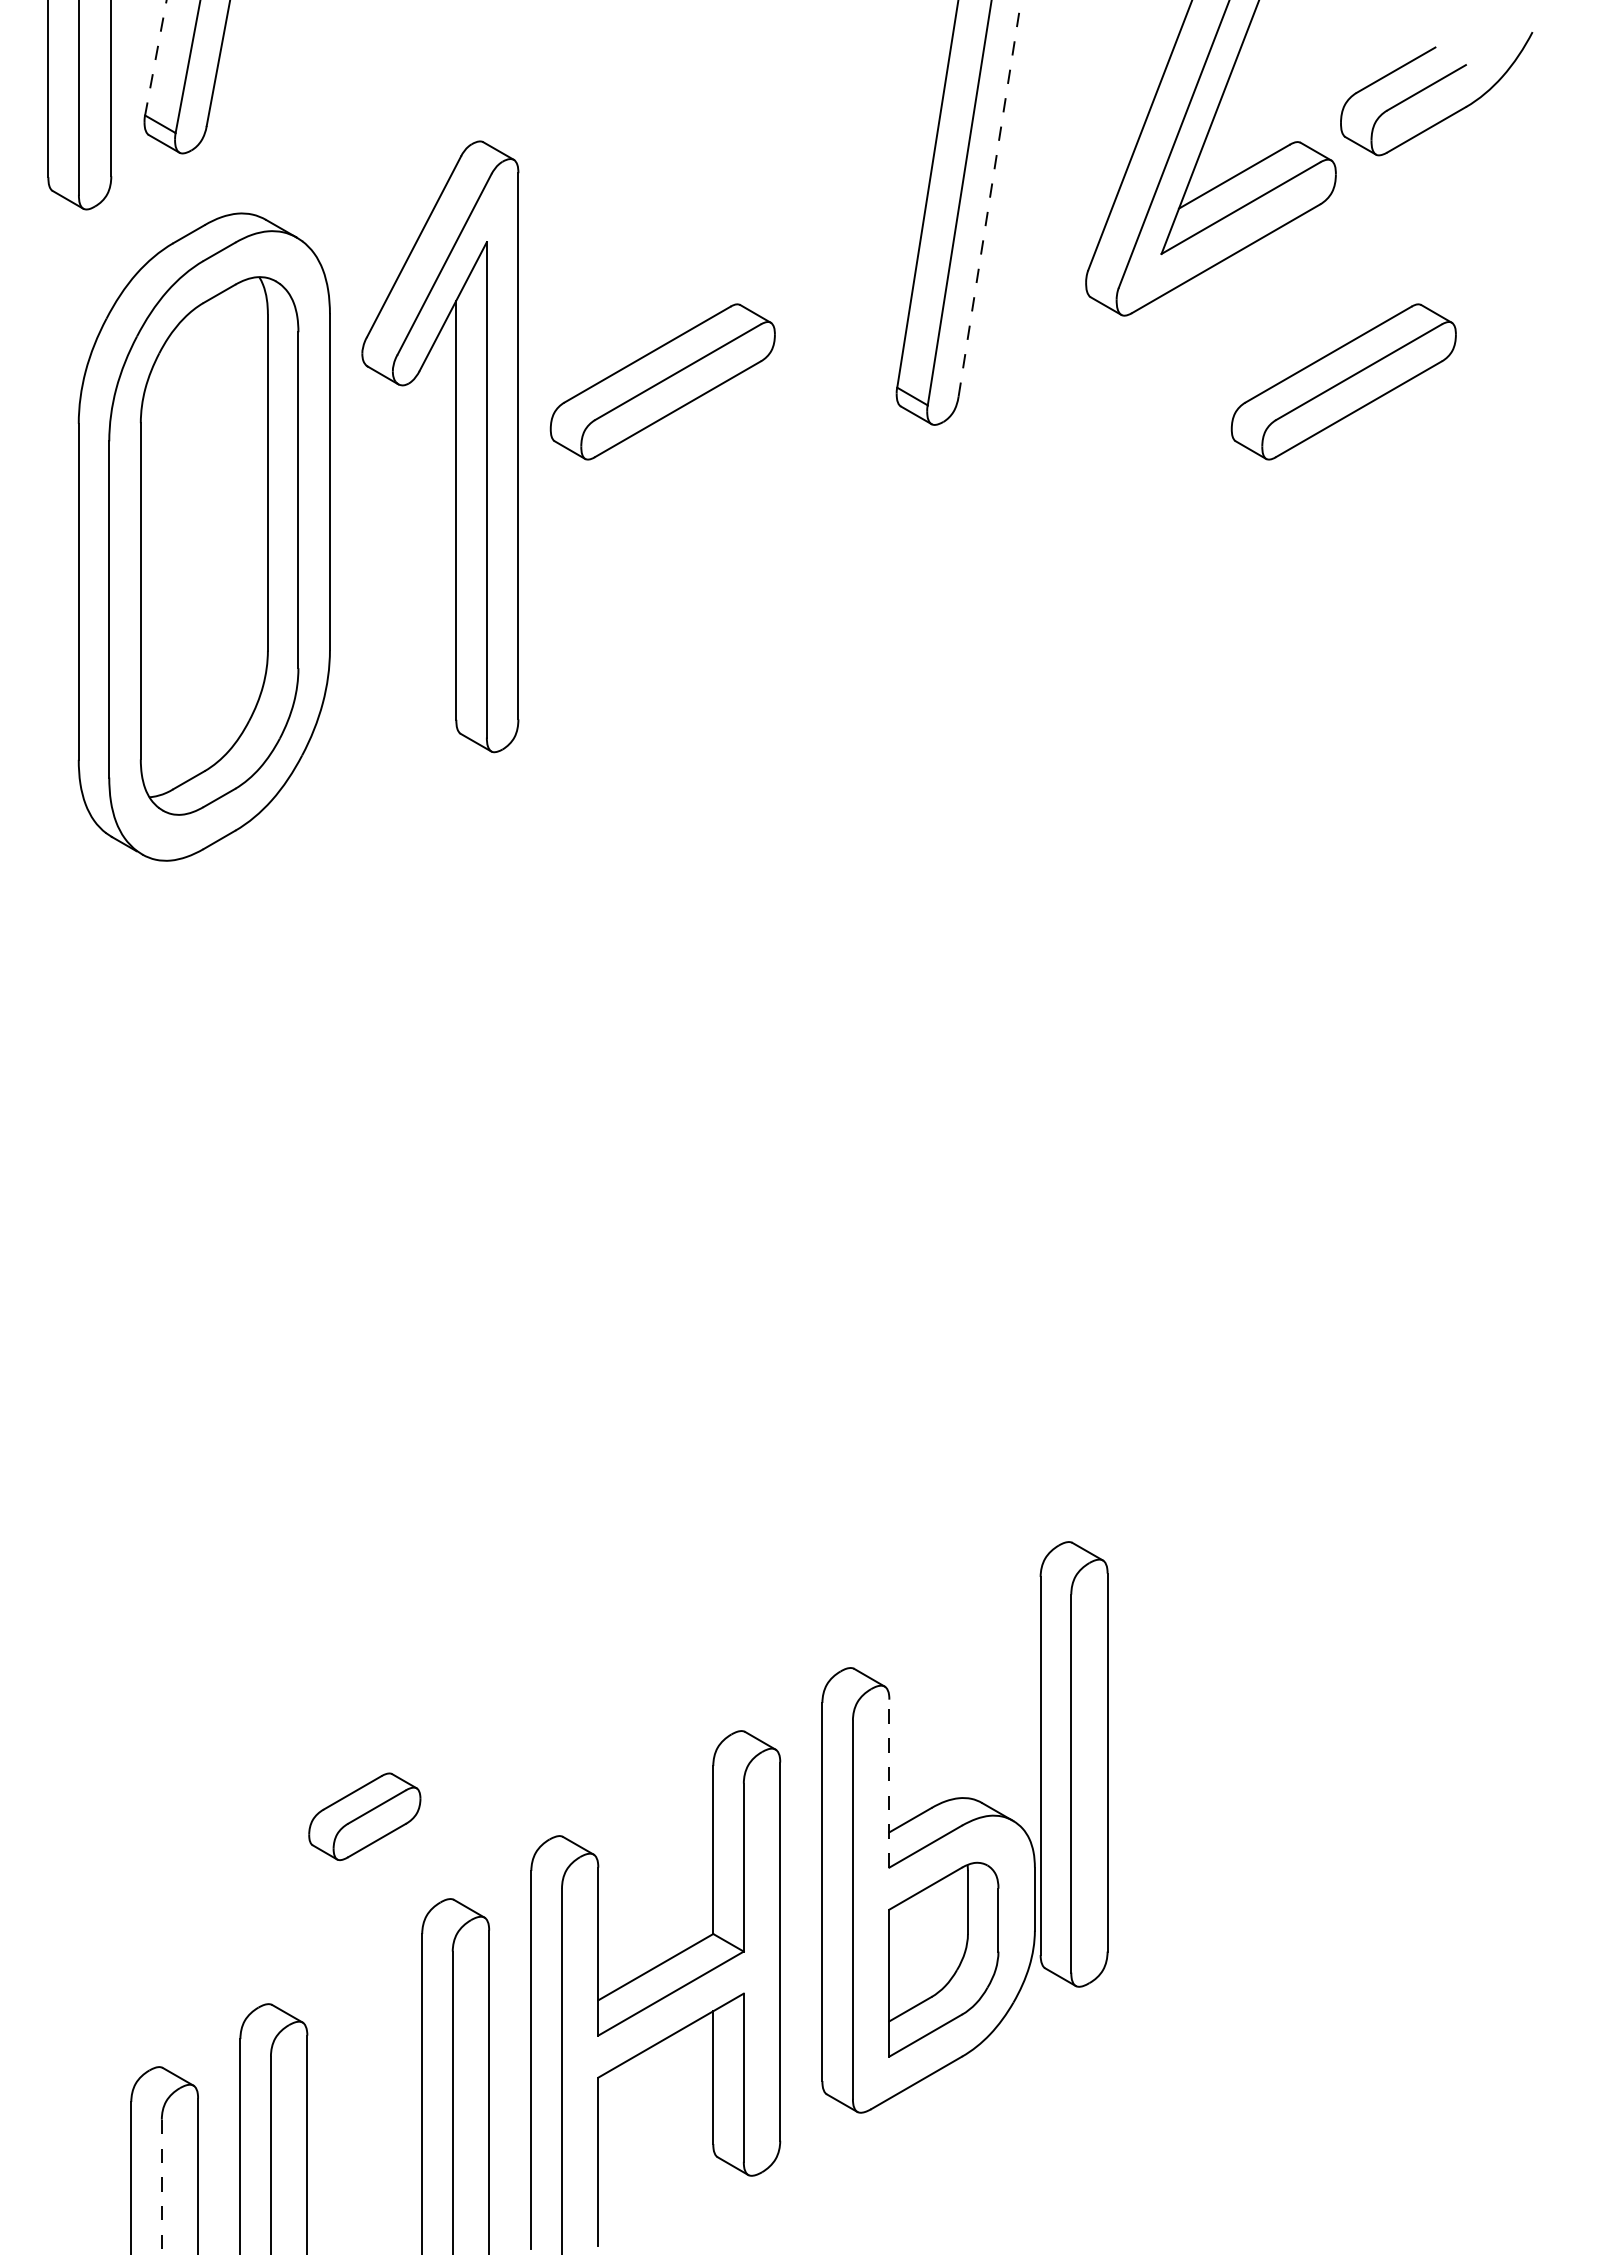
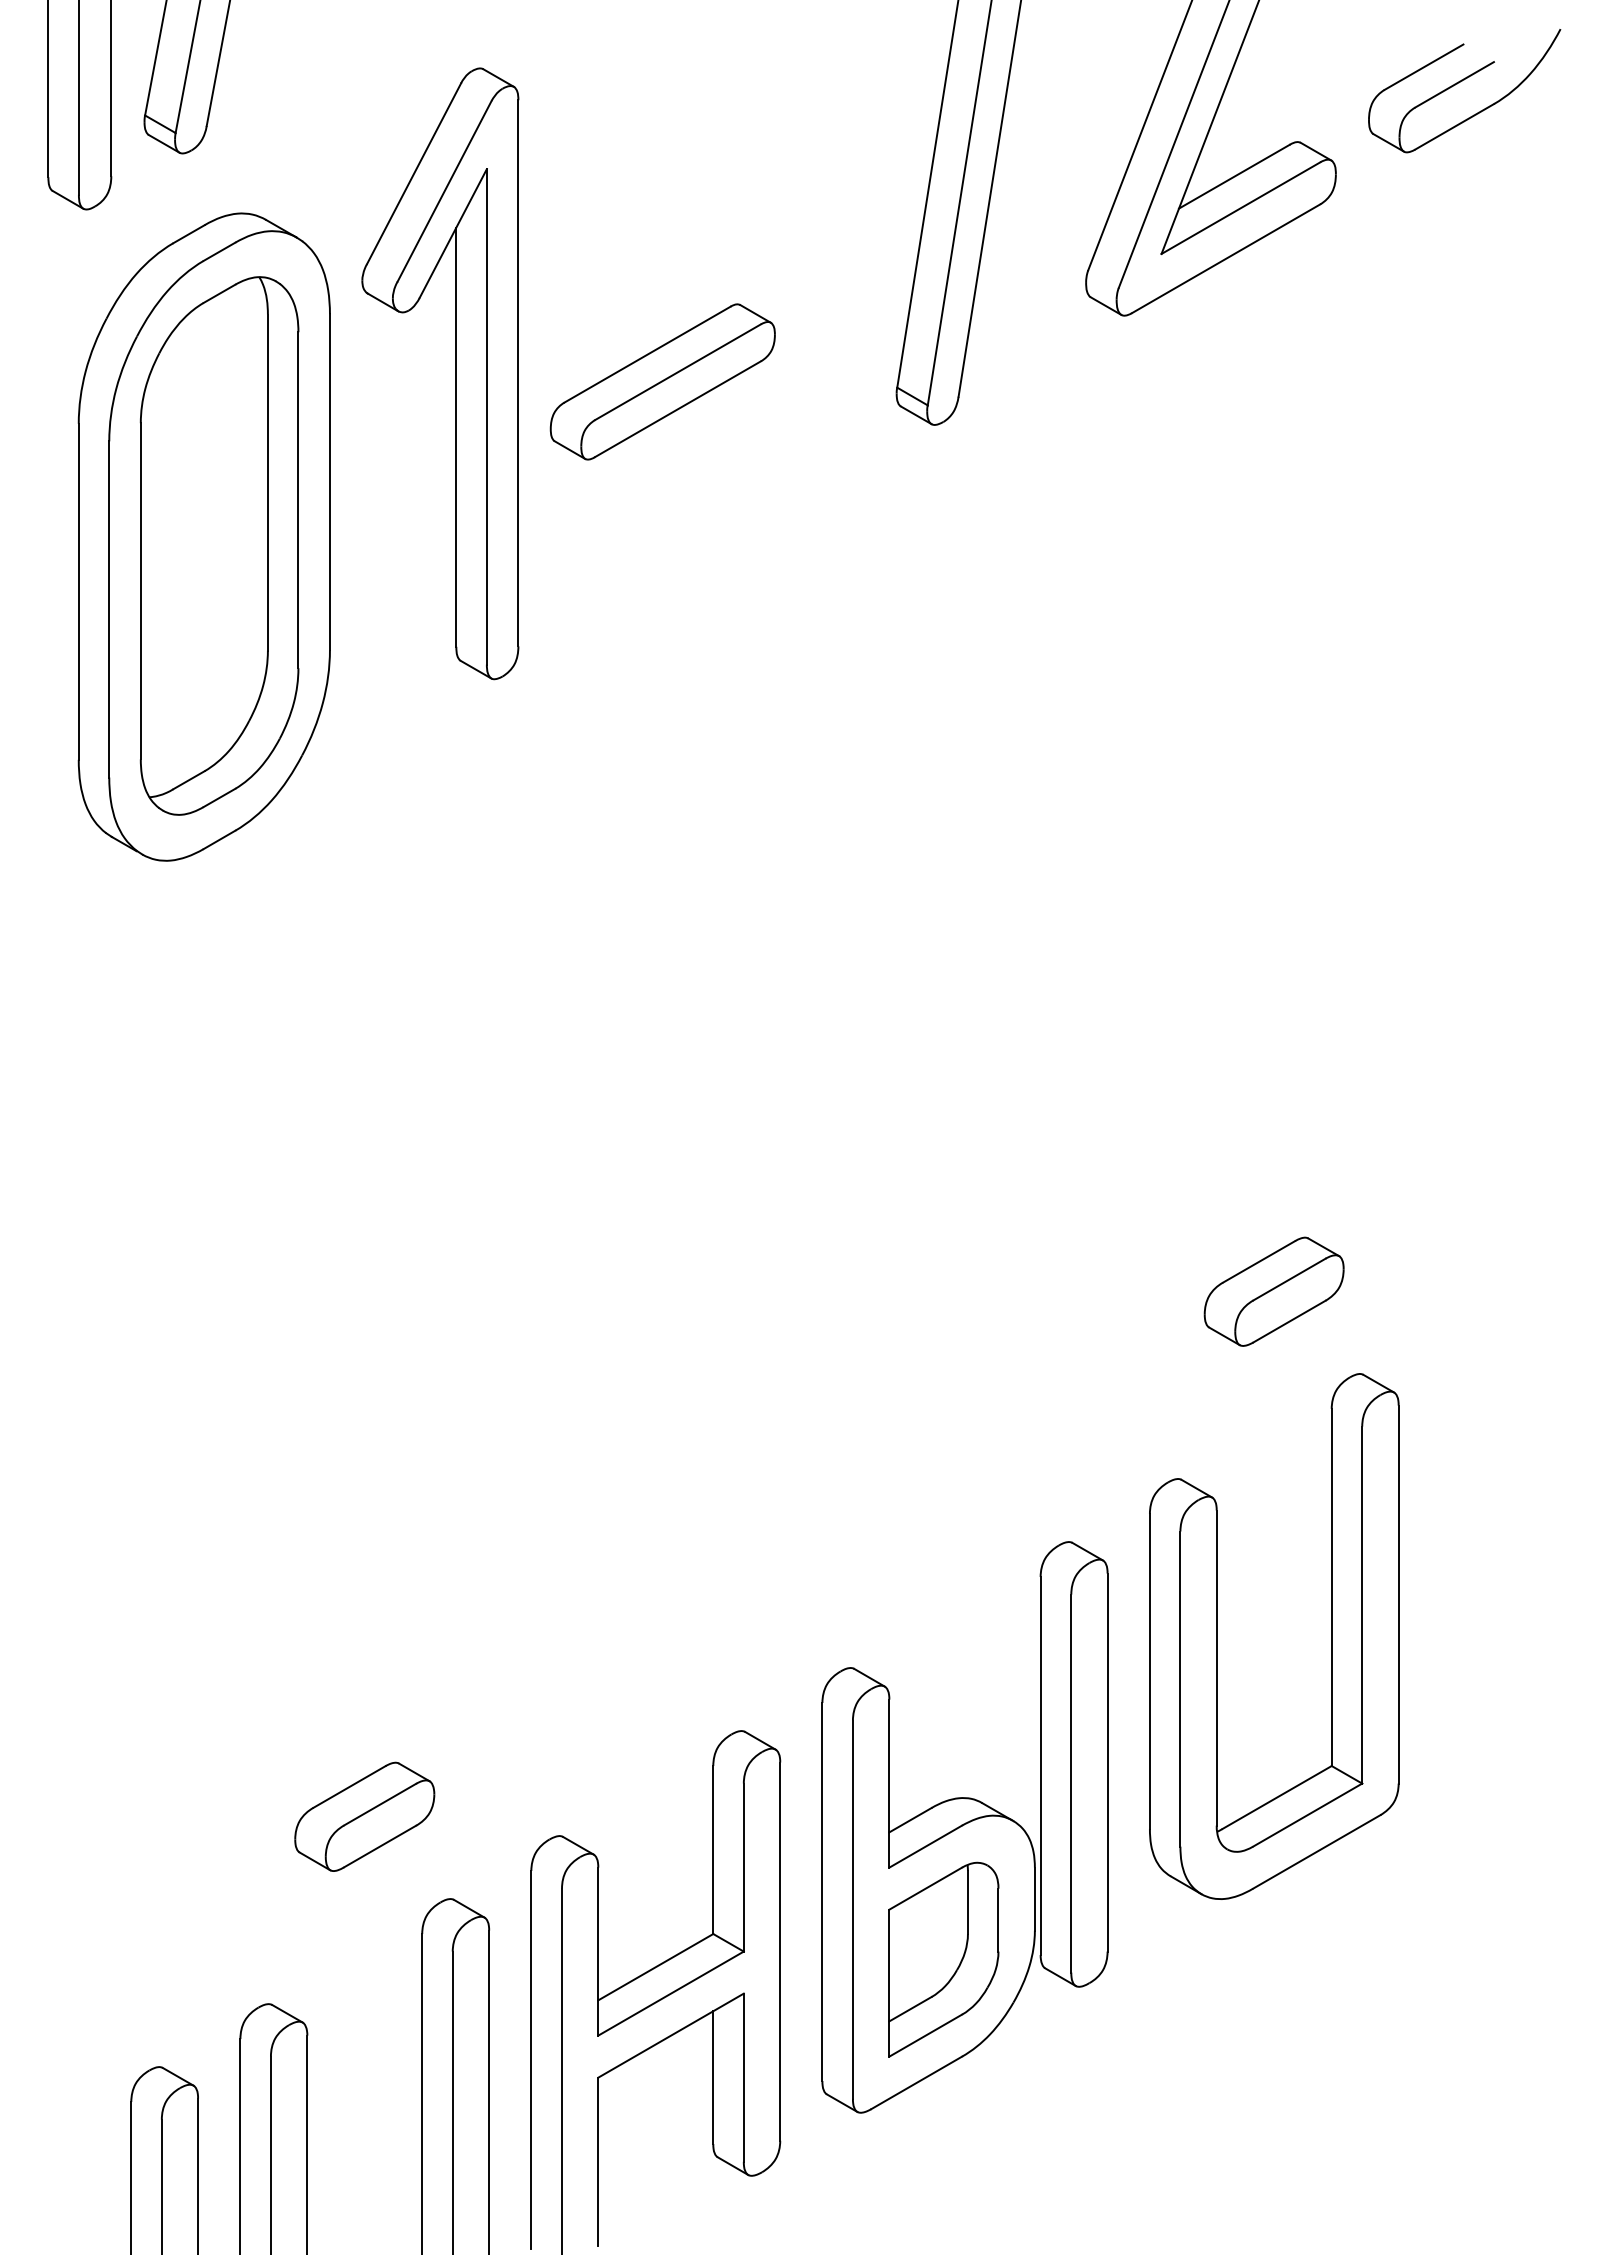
line: dashed -> solid (155, 58)
part position: (1431, 86) -> (1459, 83) (1459, 83)
line: dashed -> solid (989, 198)
part: present -> none (1343, 381)
part position: (455, 446) -> (455, 373) (455, 373)
part: none -> present (1273, 1291)
part: none -> present (1217, 1636)
line: dashed -> solid (889, 1783)
part size: 114x89 px -> 142x111 px (364, 1816)
line: dashed -> solid (161, 2187)
